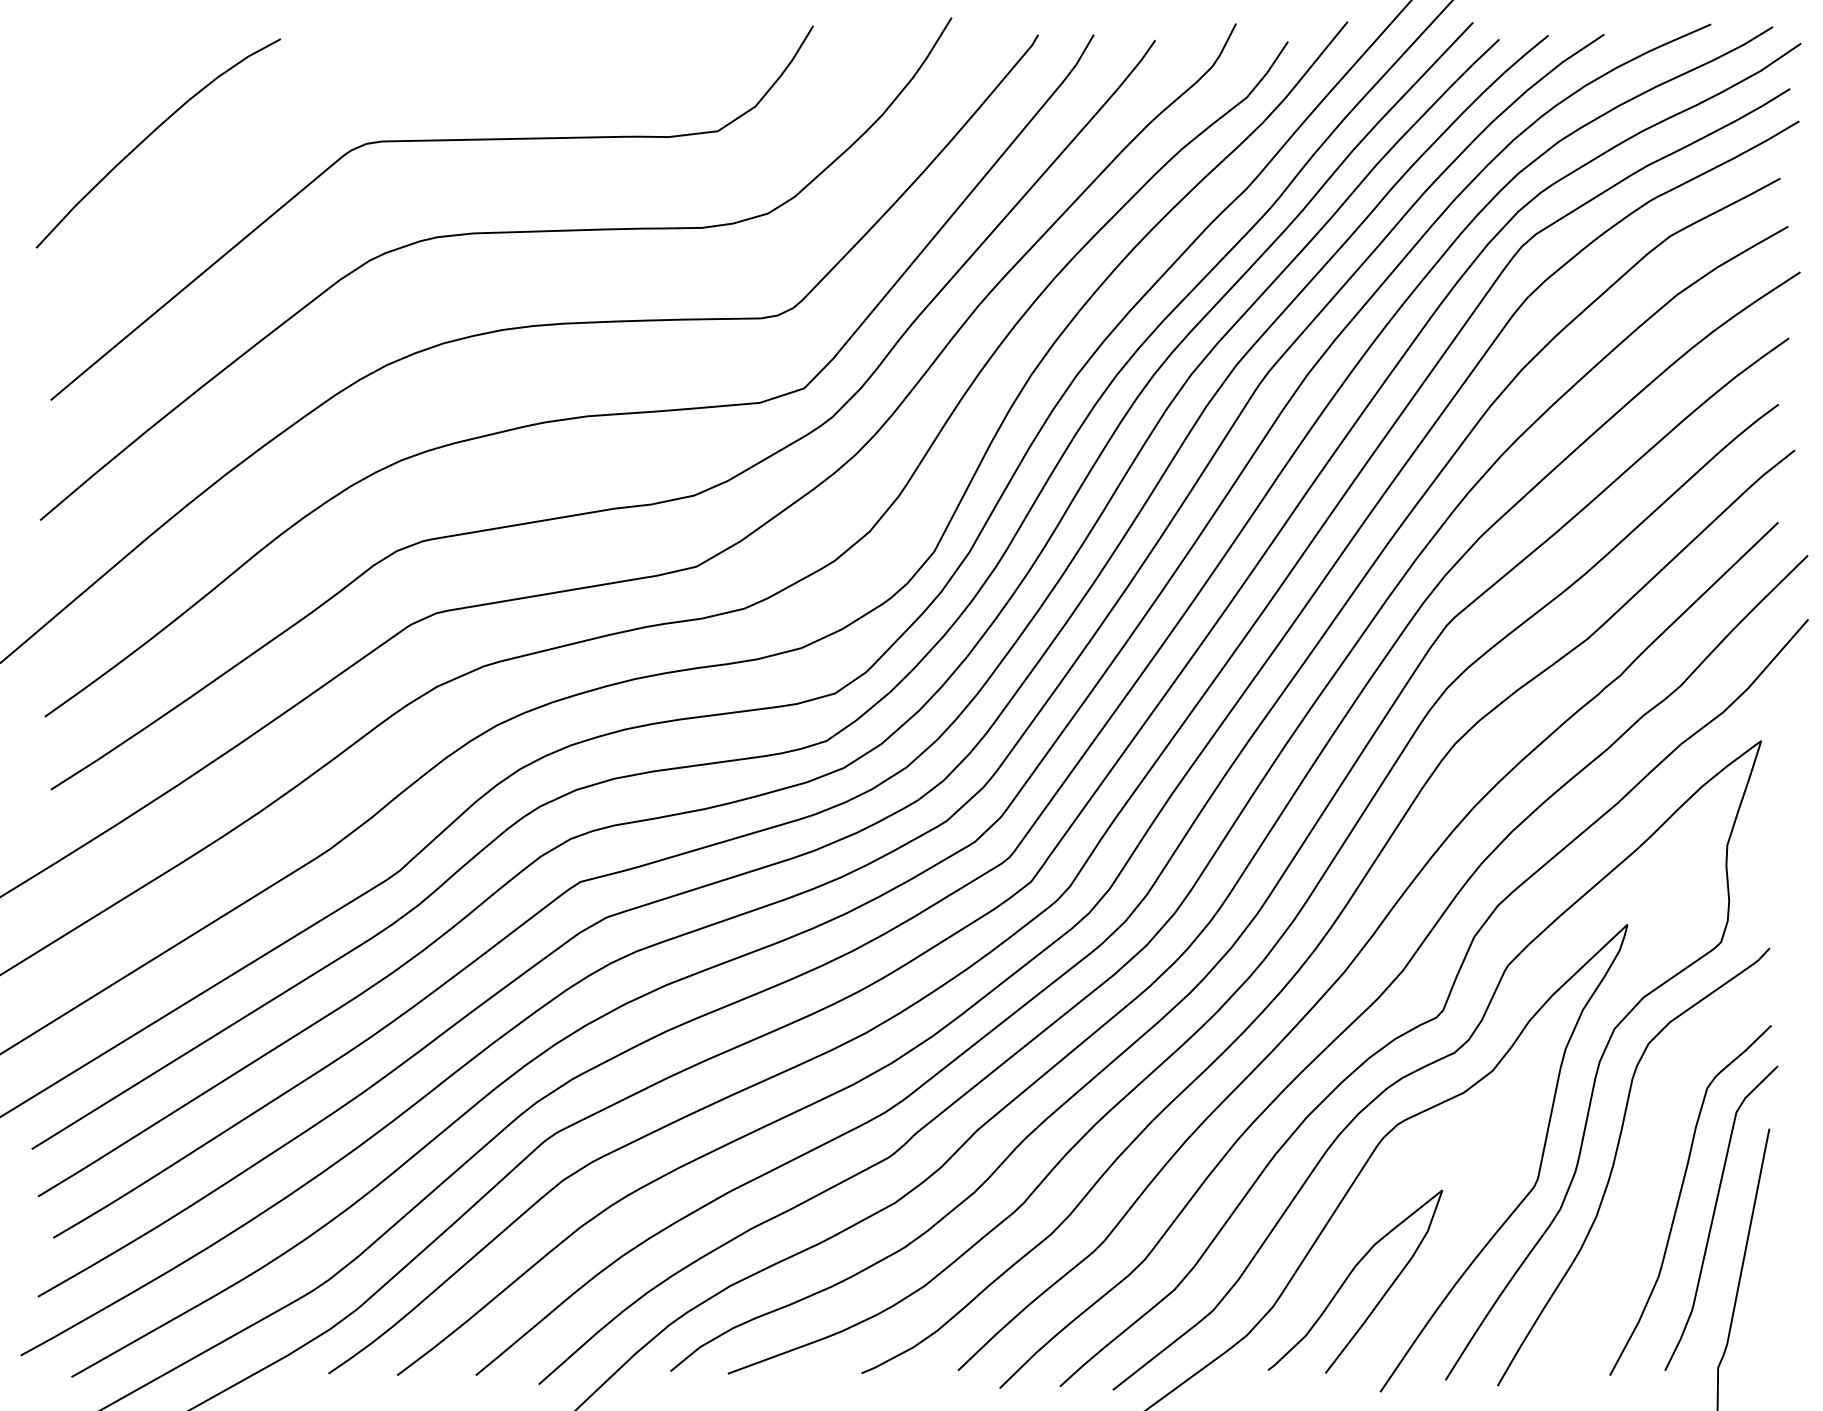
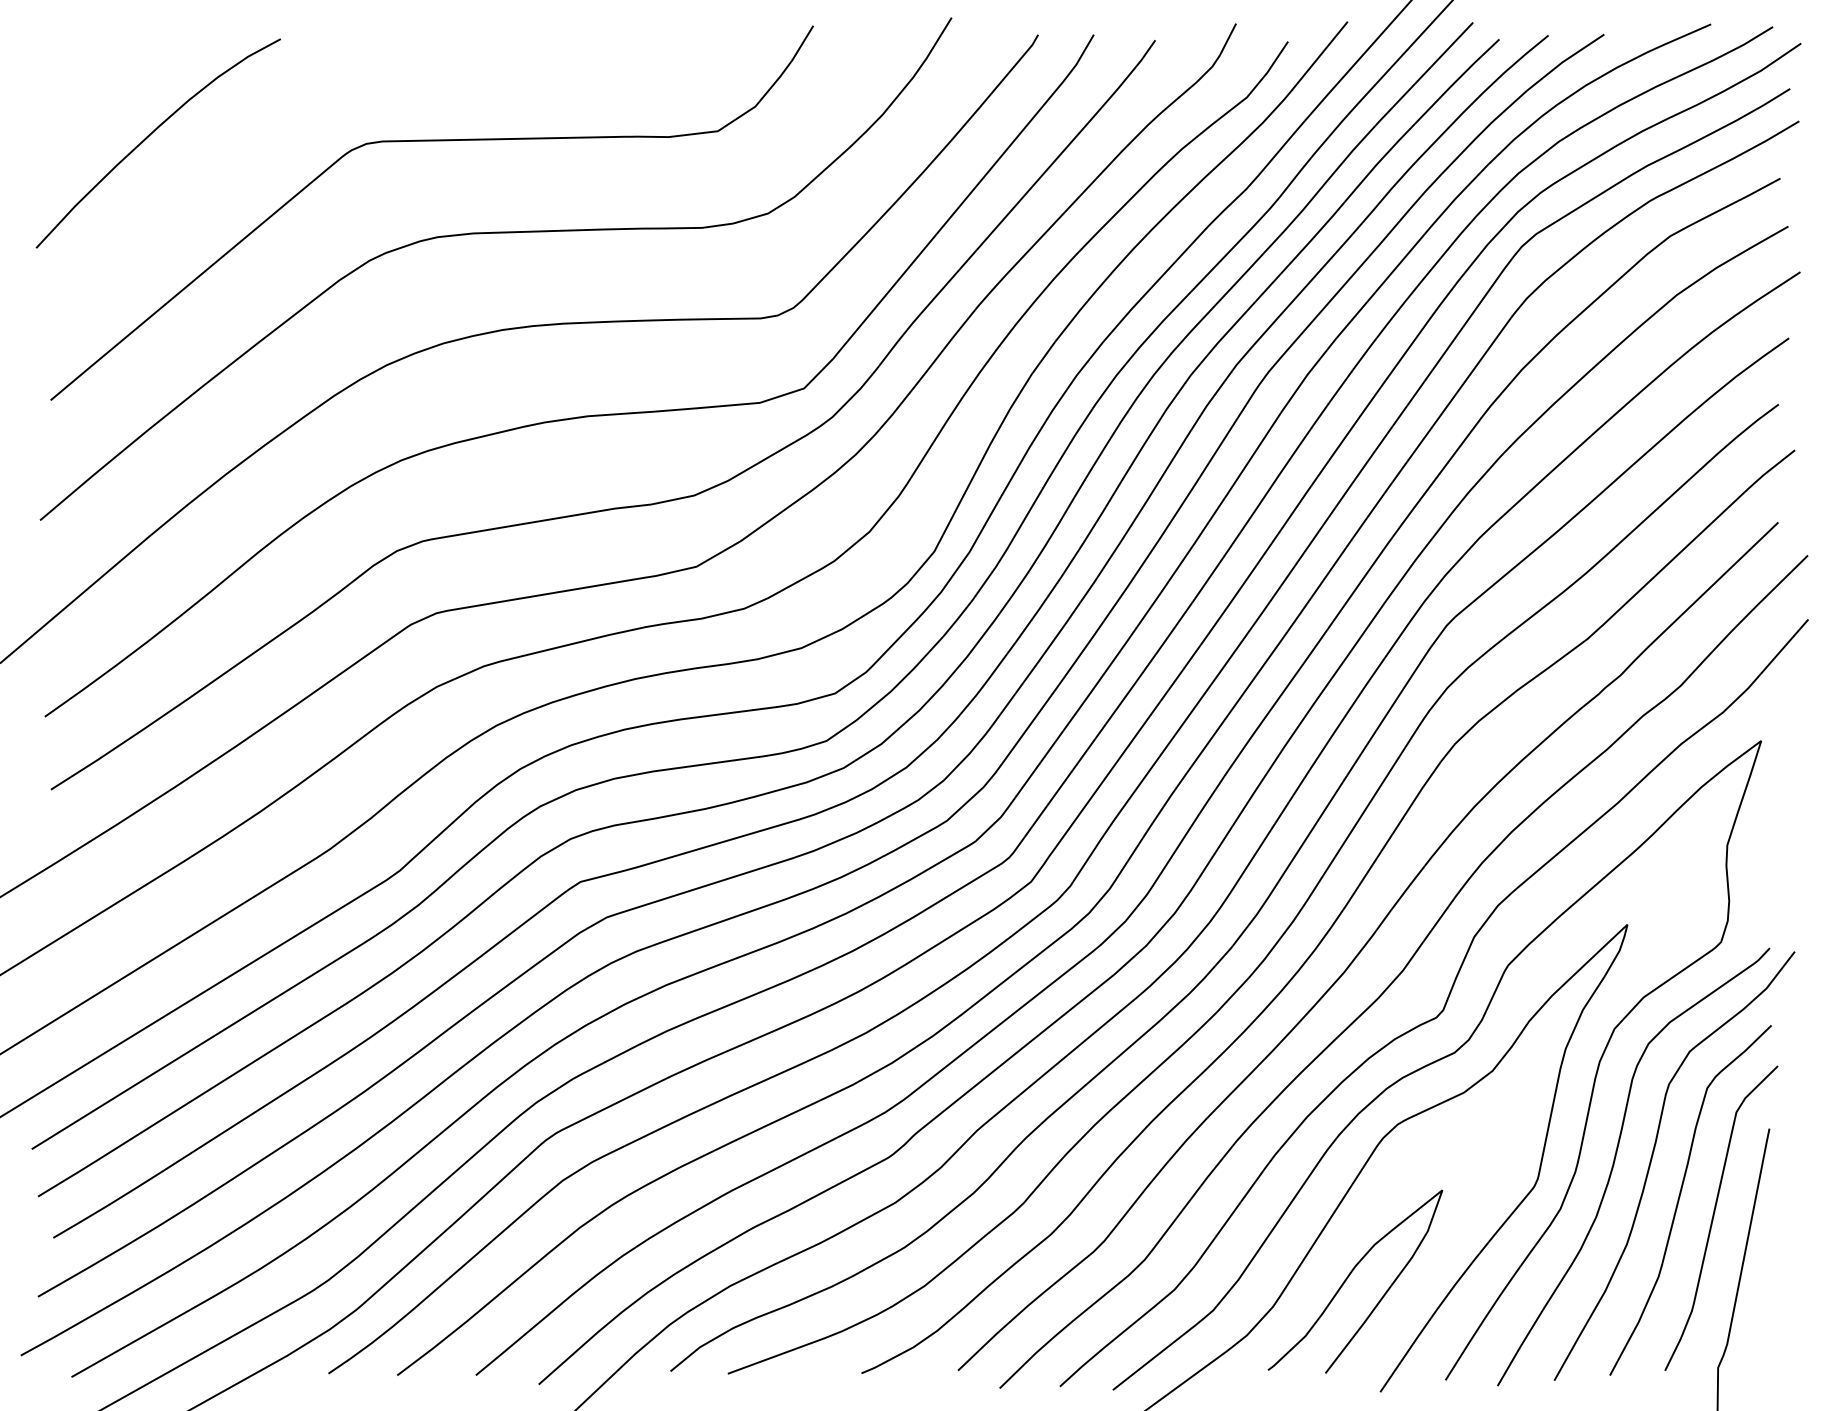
curve: none -> present (1652, 1159)
